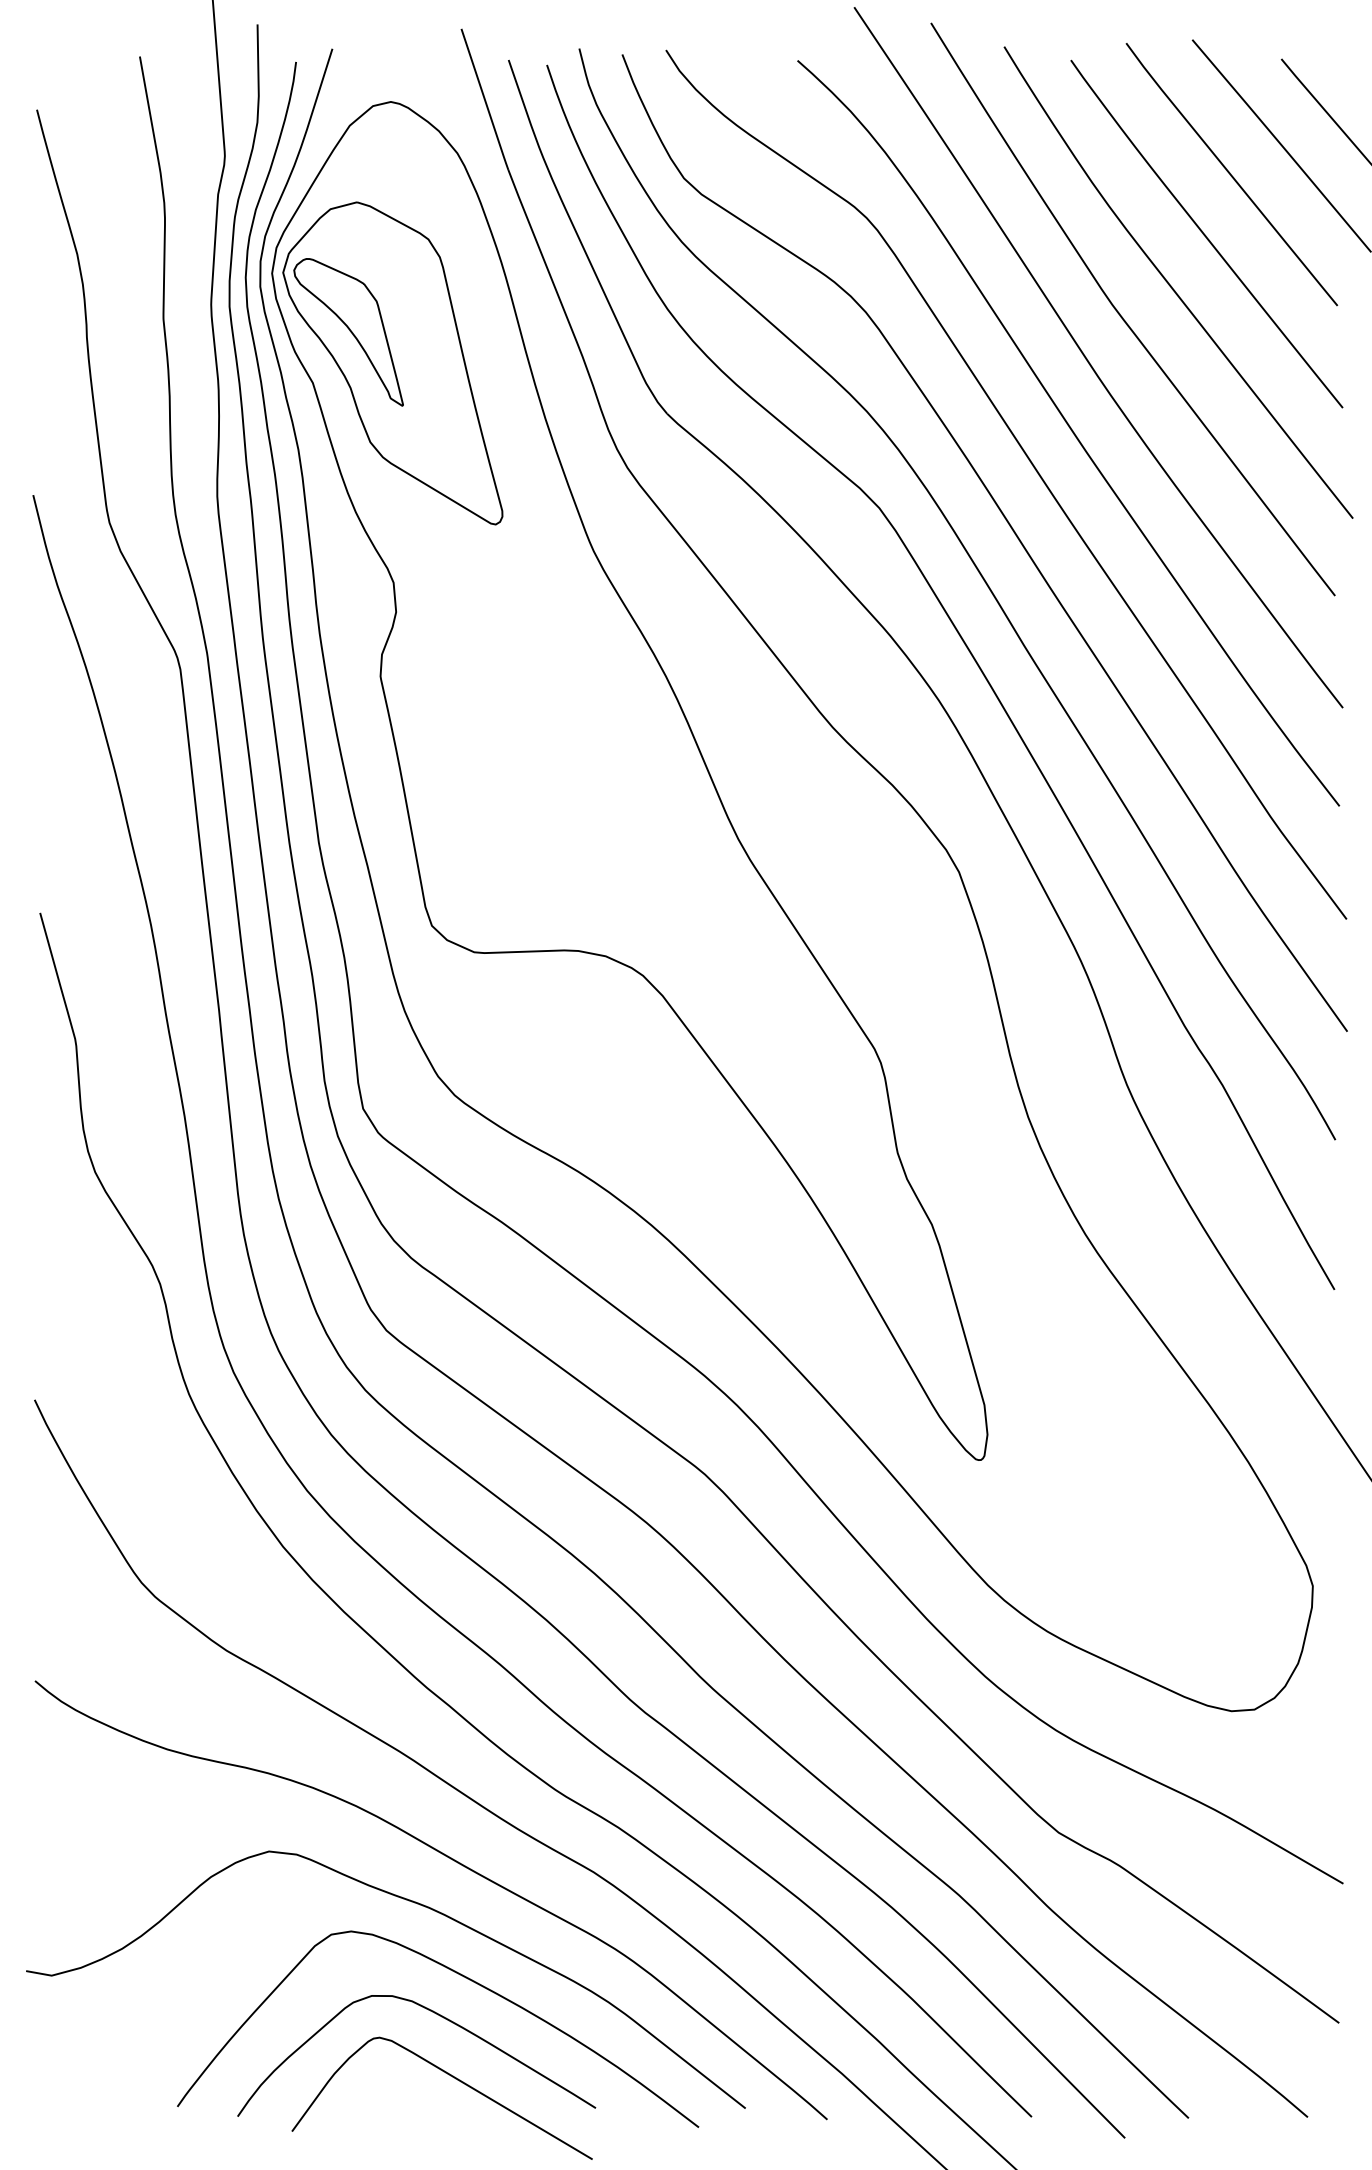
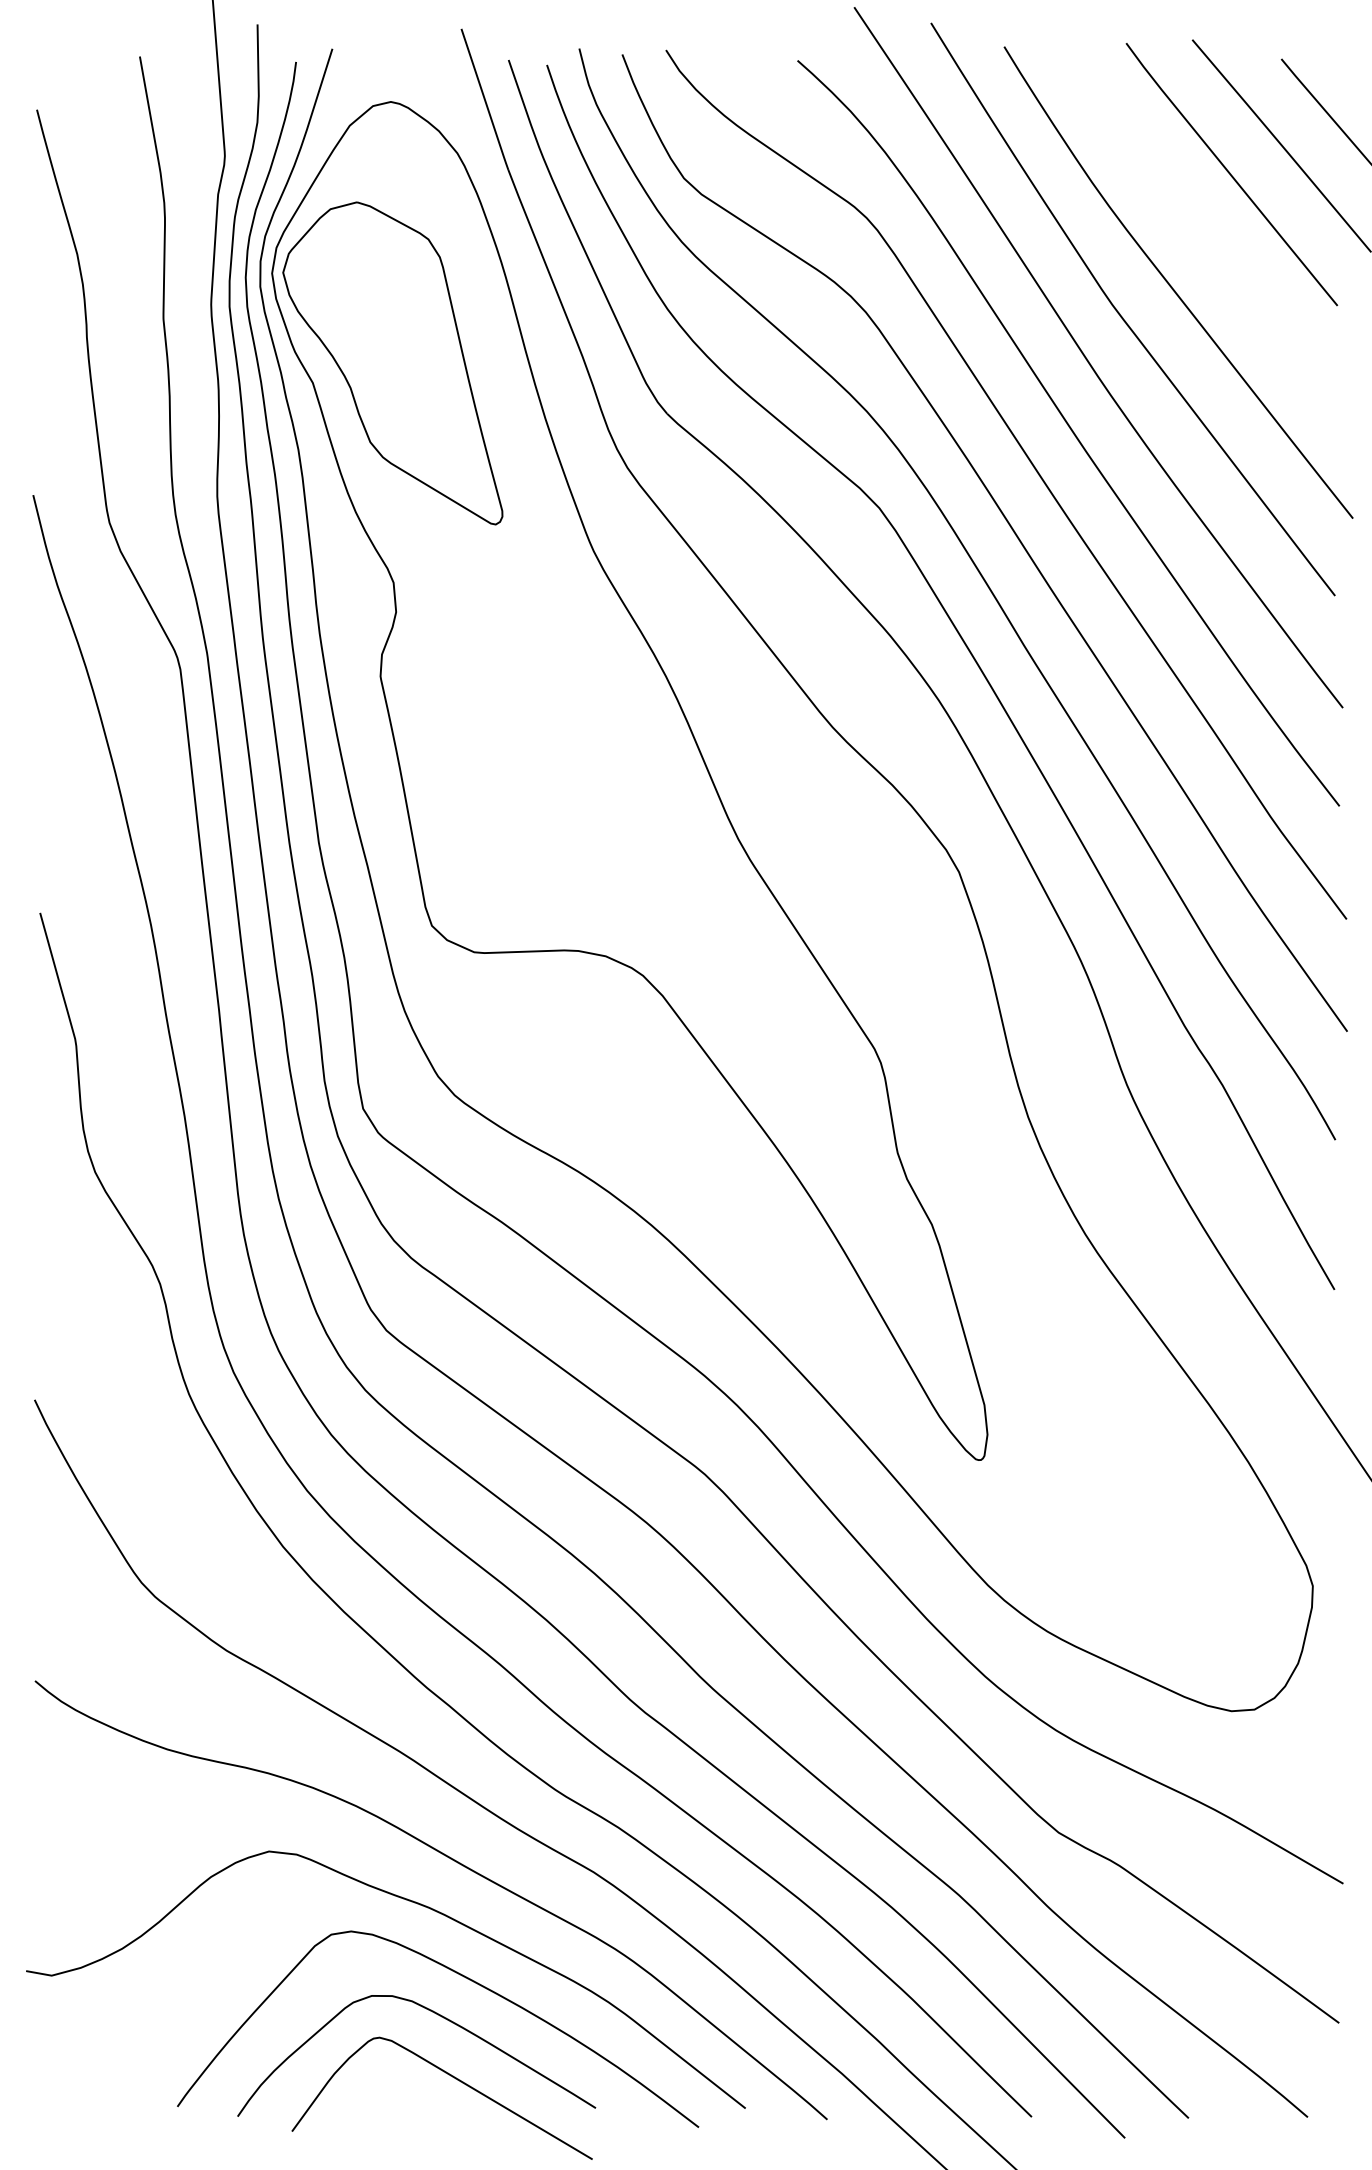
curve: present -> none (1205, 234)
part: present -> none (348, 332)
